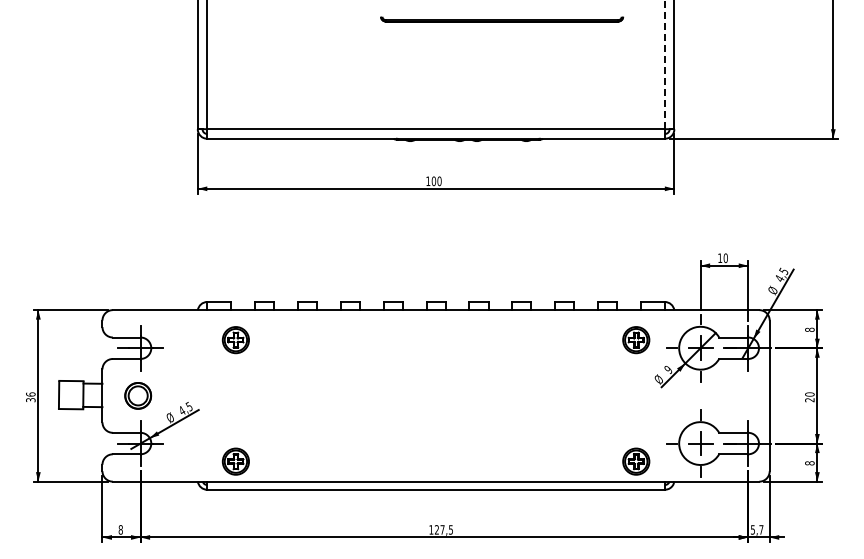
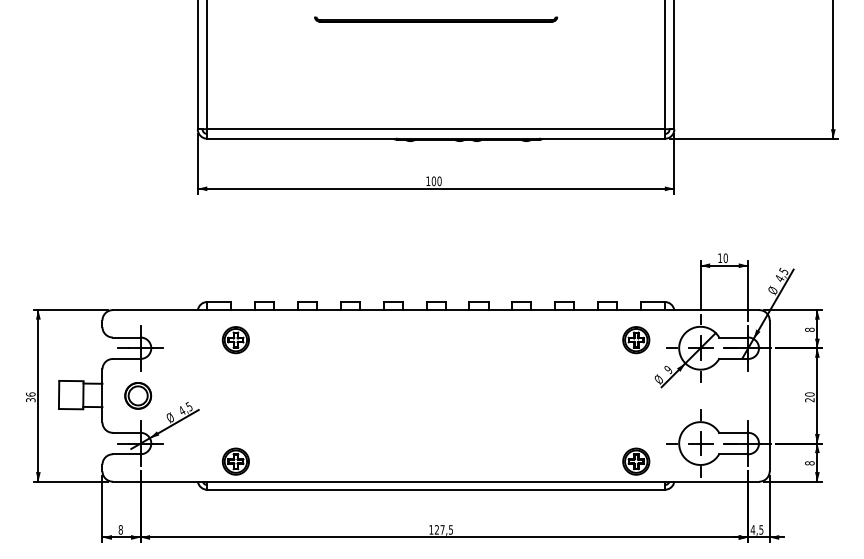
part position: (502, 19) -> (436, 19) (436, 19)
line: dashed -> solid (664, 64)
text: 5,7 -> 4,5 (756, 529)
